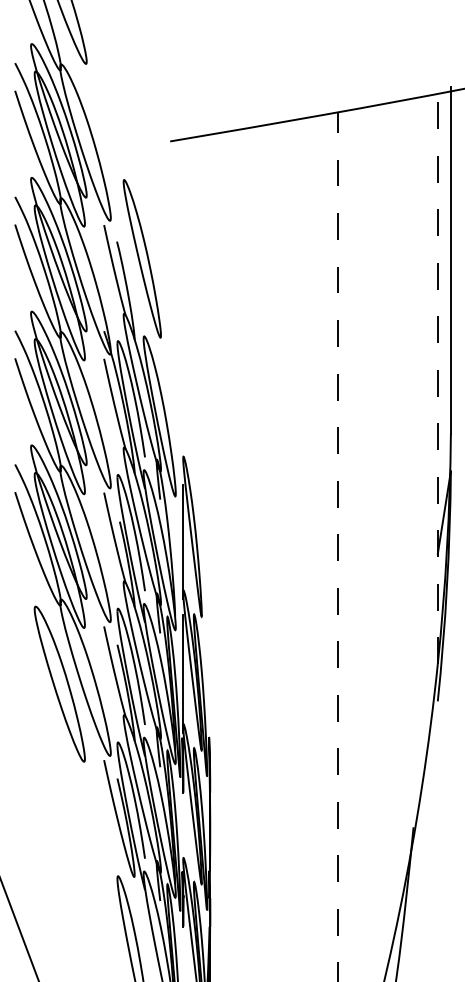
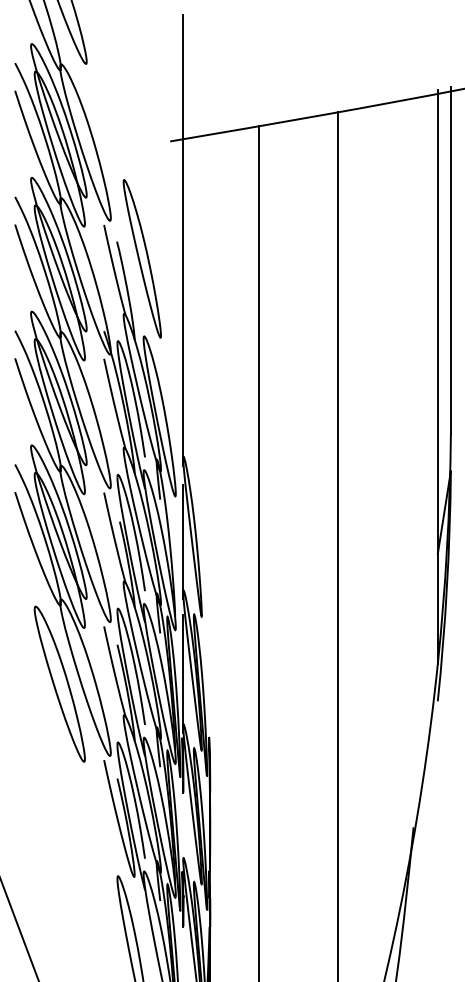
line: none -> present (183, 239)
line: dashed -> solid (437, 376)
line: dashed -> solid (338, 546)
line: none -> present (259, 552)
